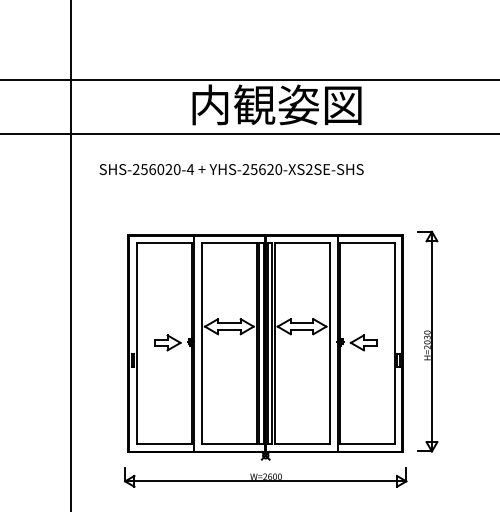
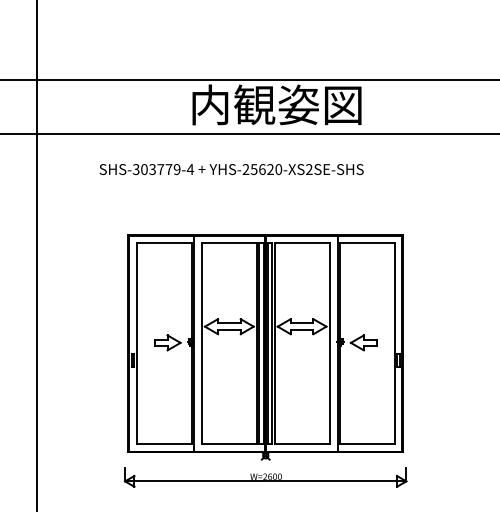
text: SHS-256020-4 -> SHS-303779-4 (156, 169)
line position: (71, 255) -> (37, 255) (37, 255)
part: present -> none (427, 341)
